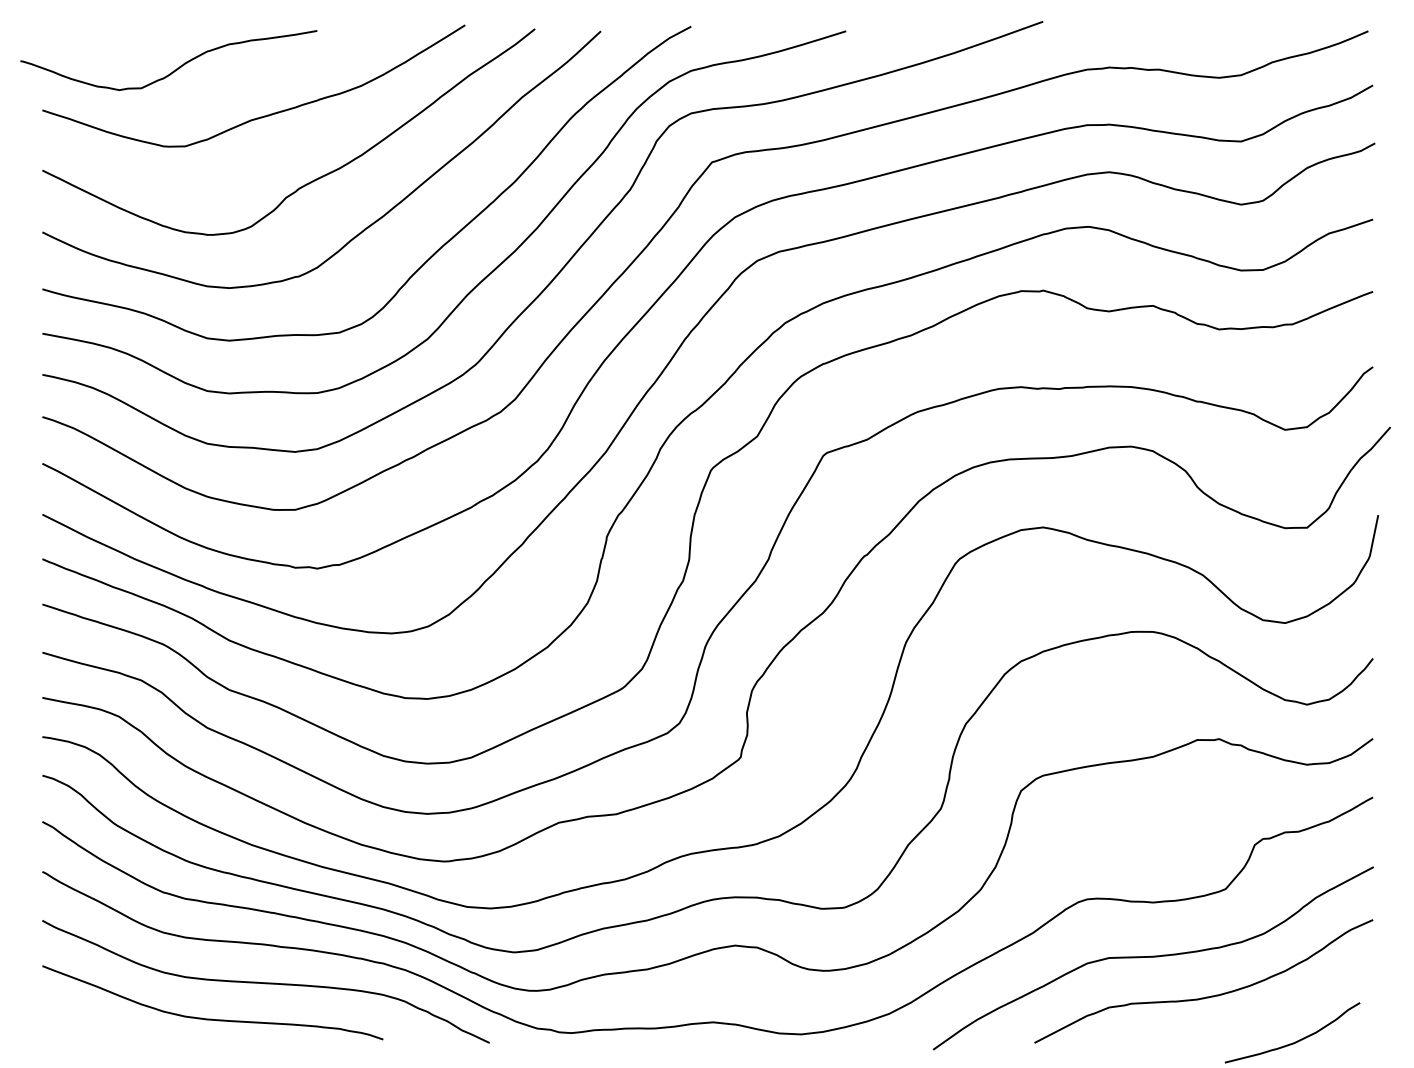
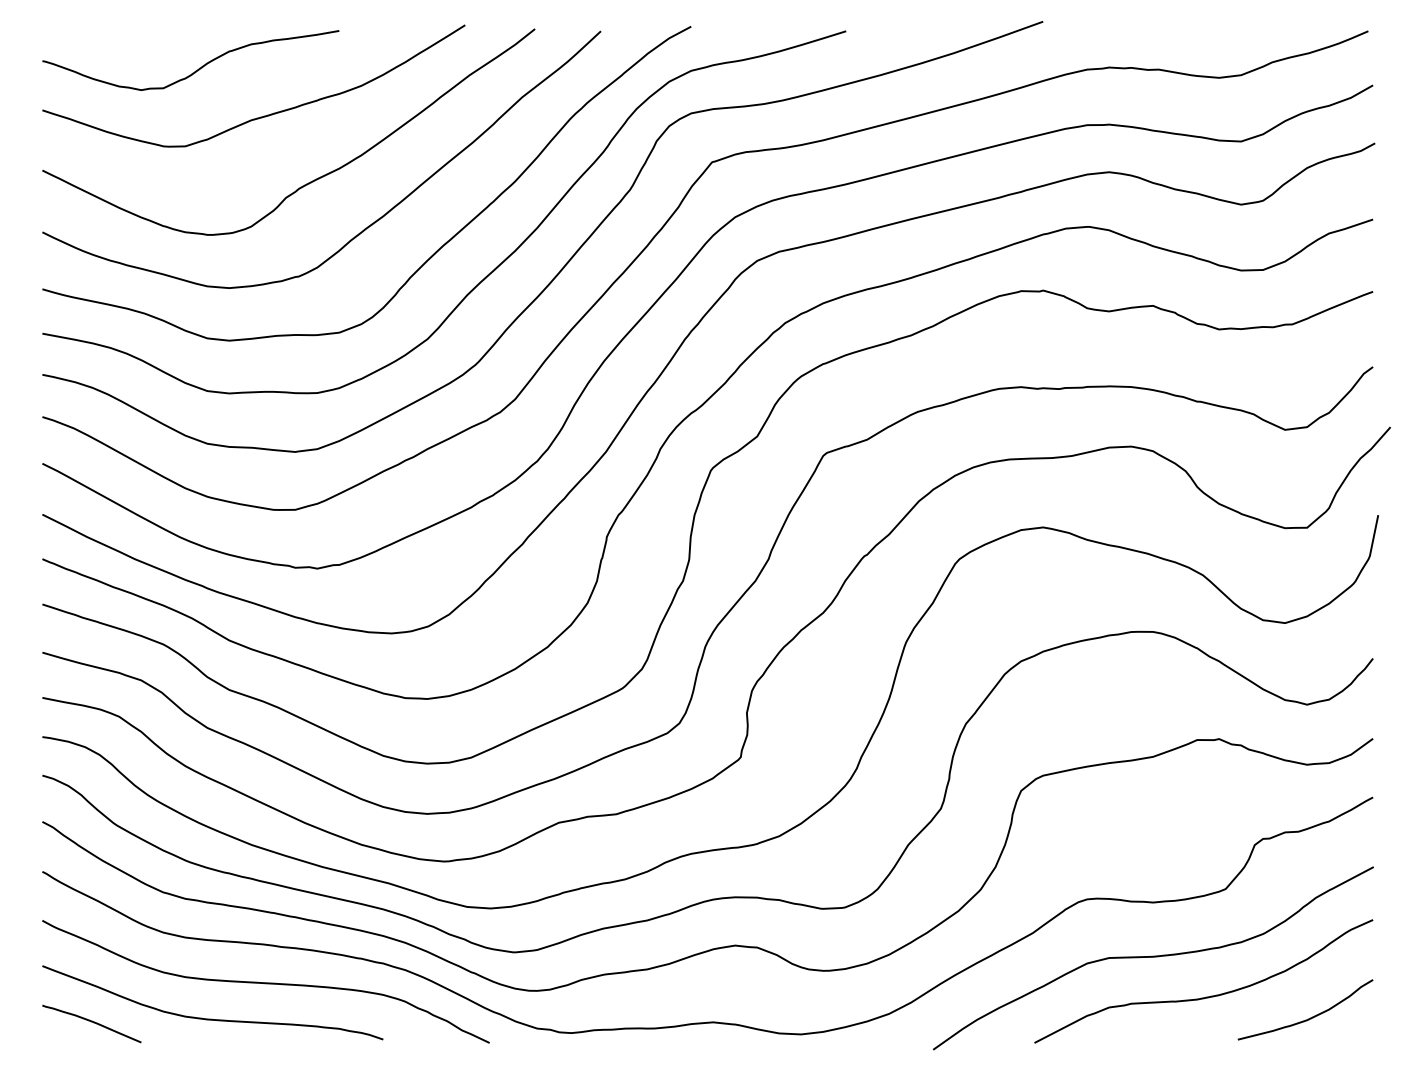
curve position: (173, 70) -> (195, 70) (195, 70)
curve: none -> present (91, 1022)
curve position: (1297, 1040) -> (1310, 1017) (1310, 1017)
